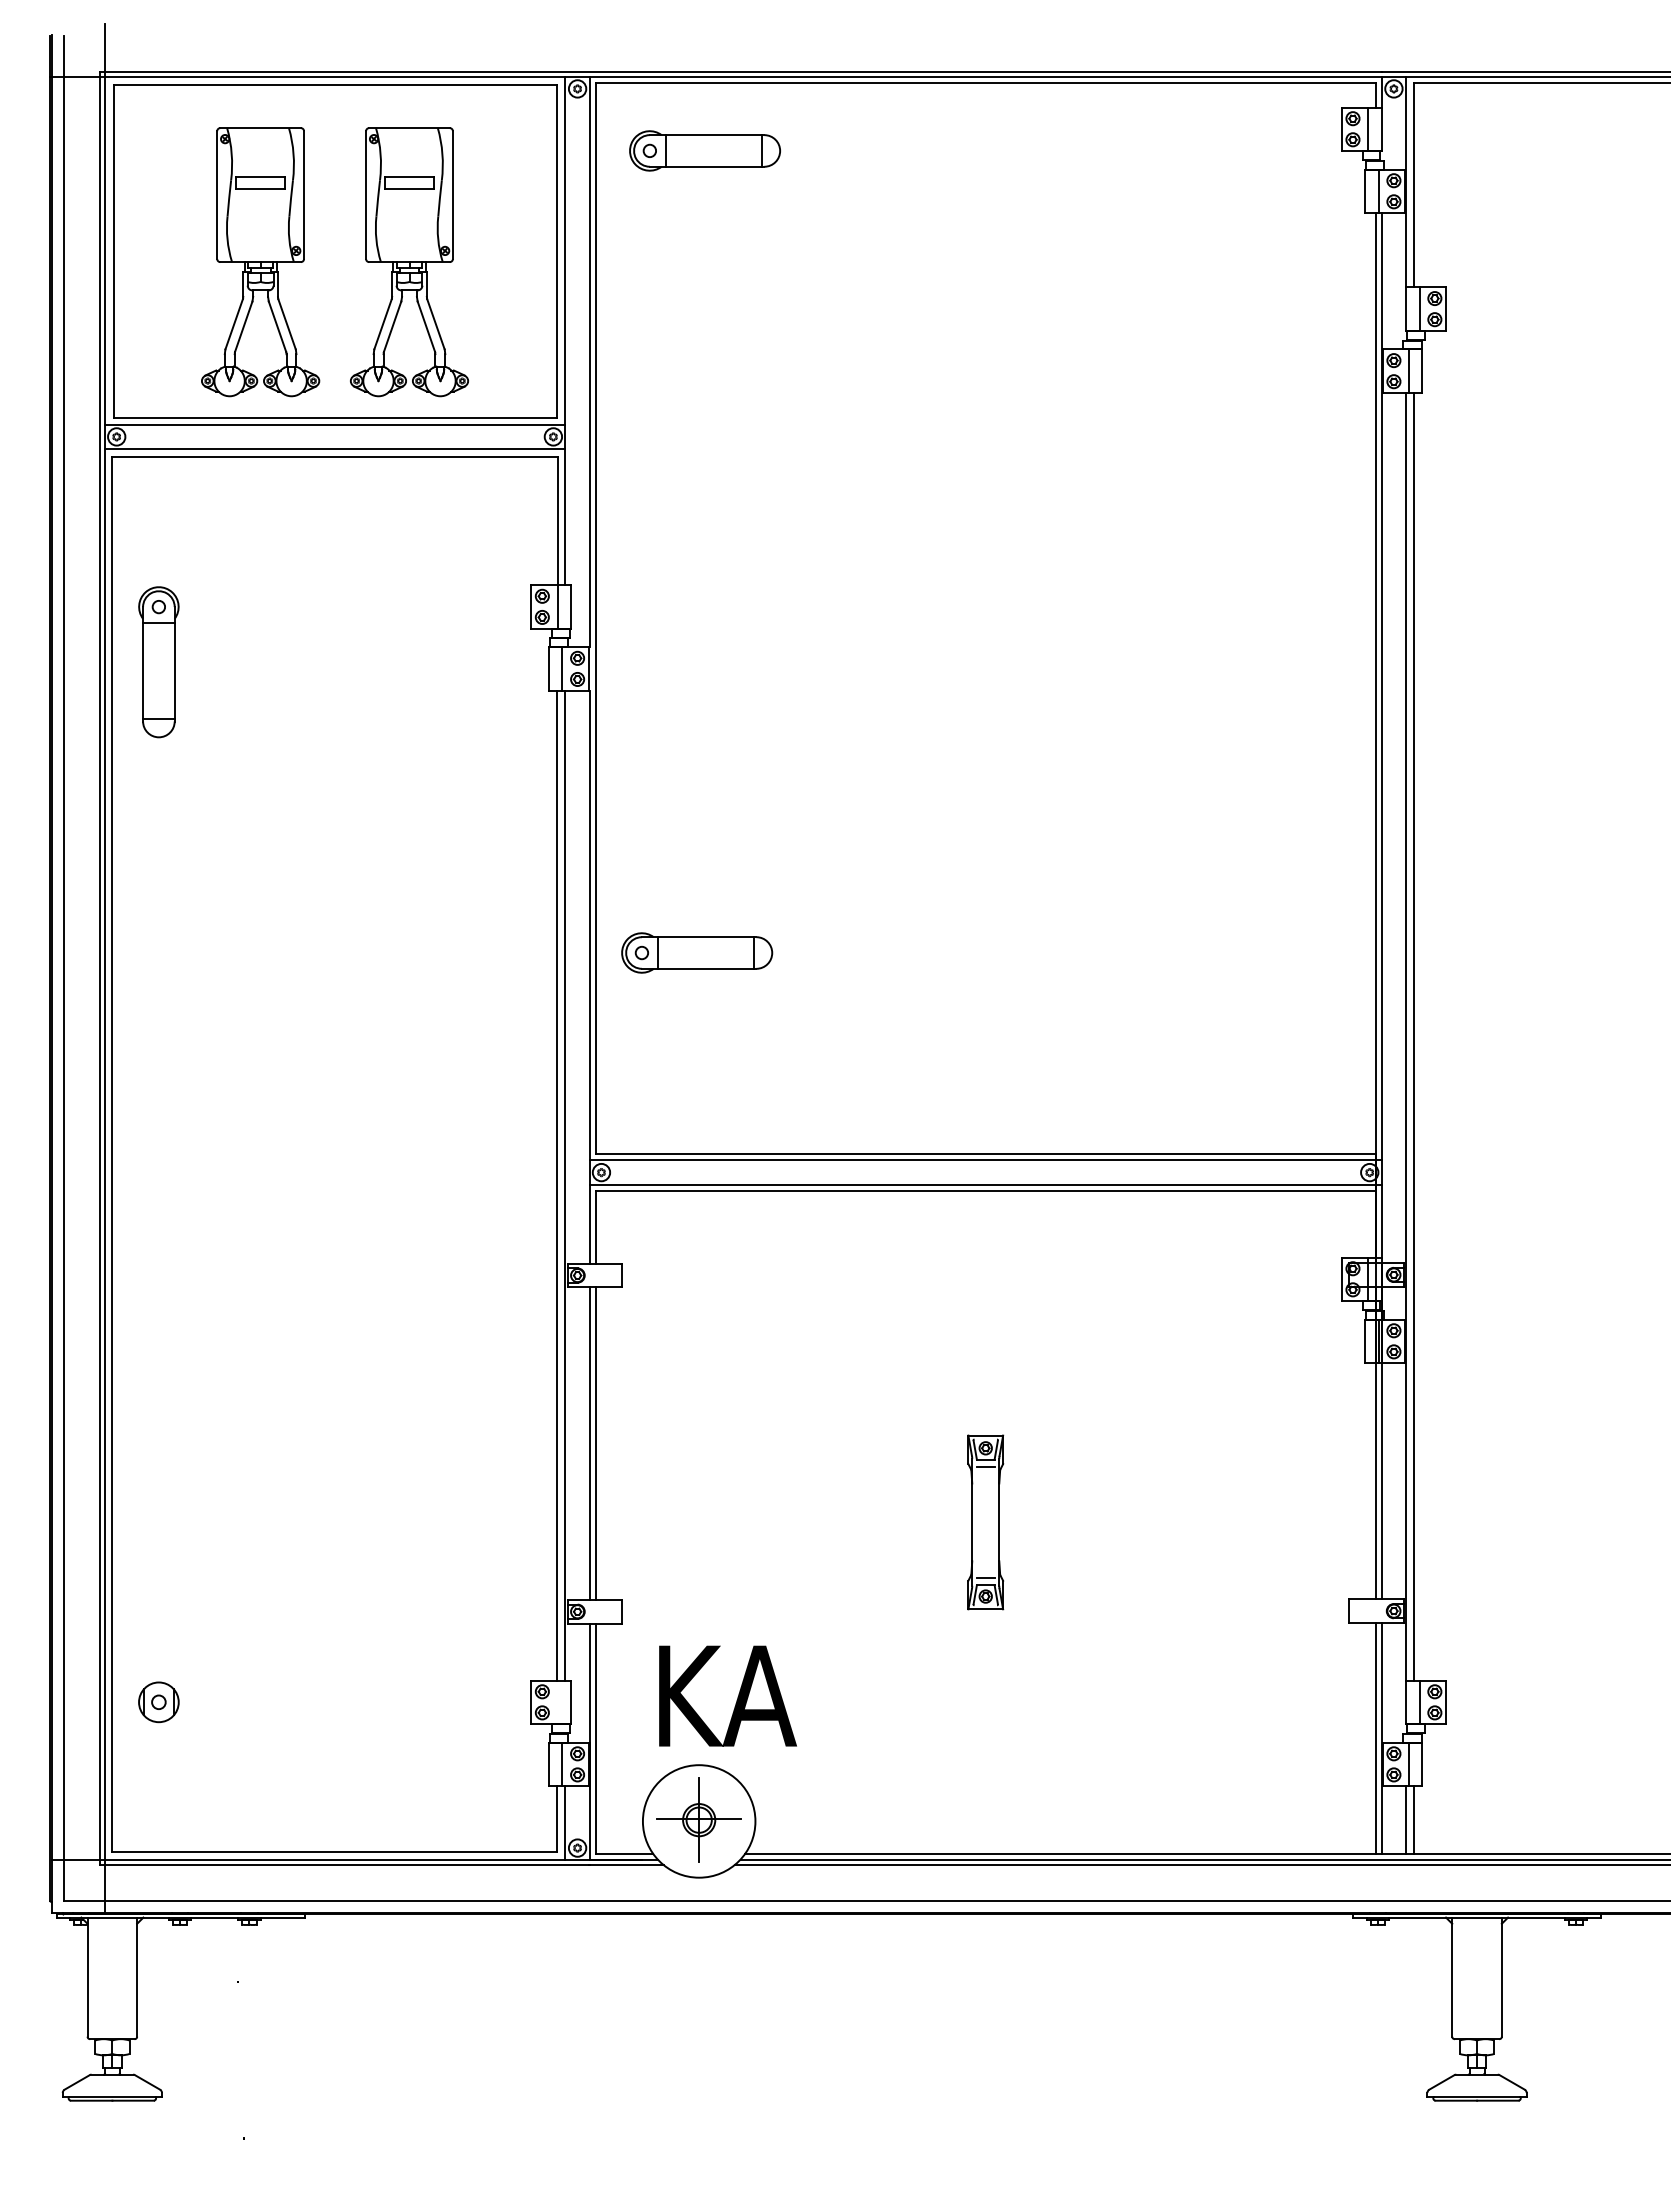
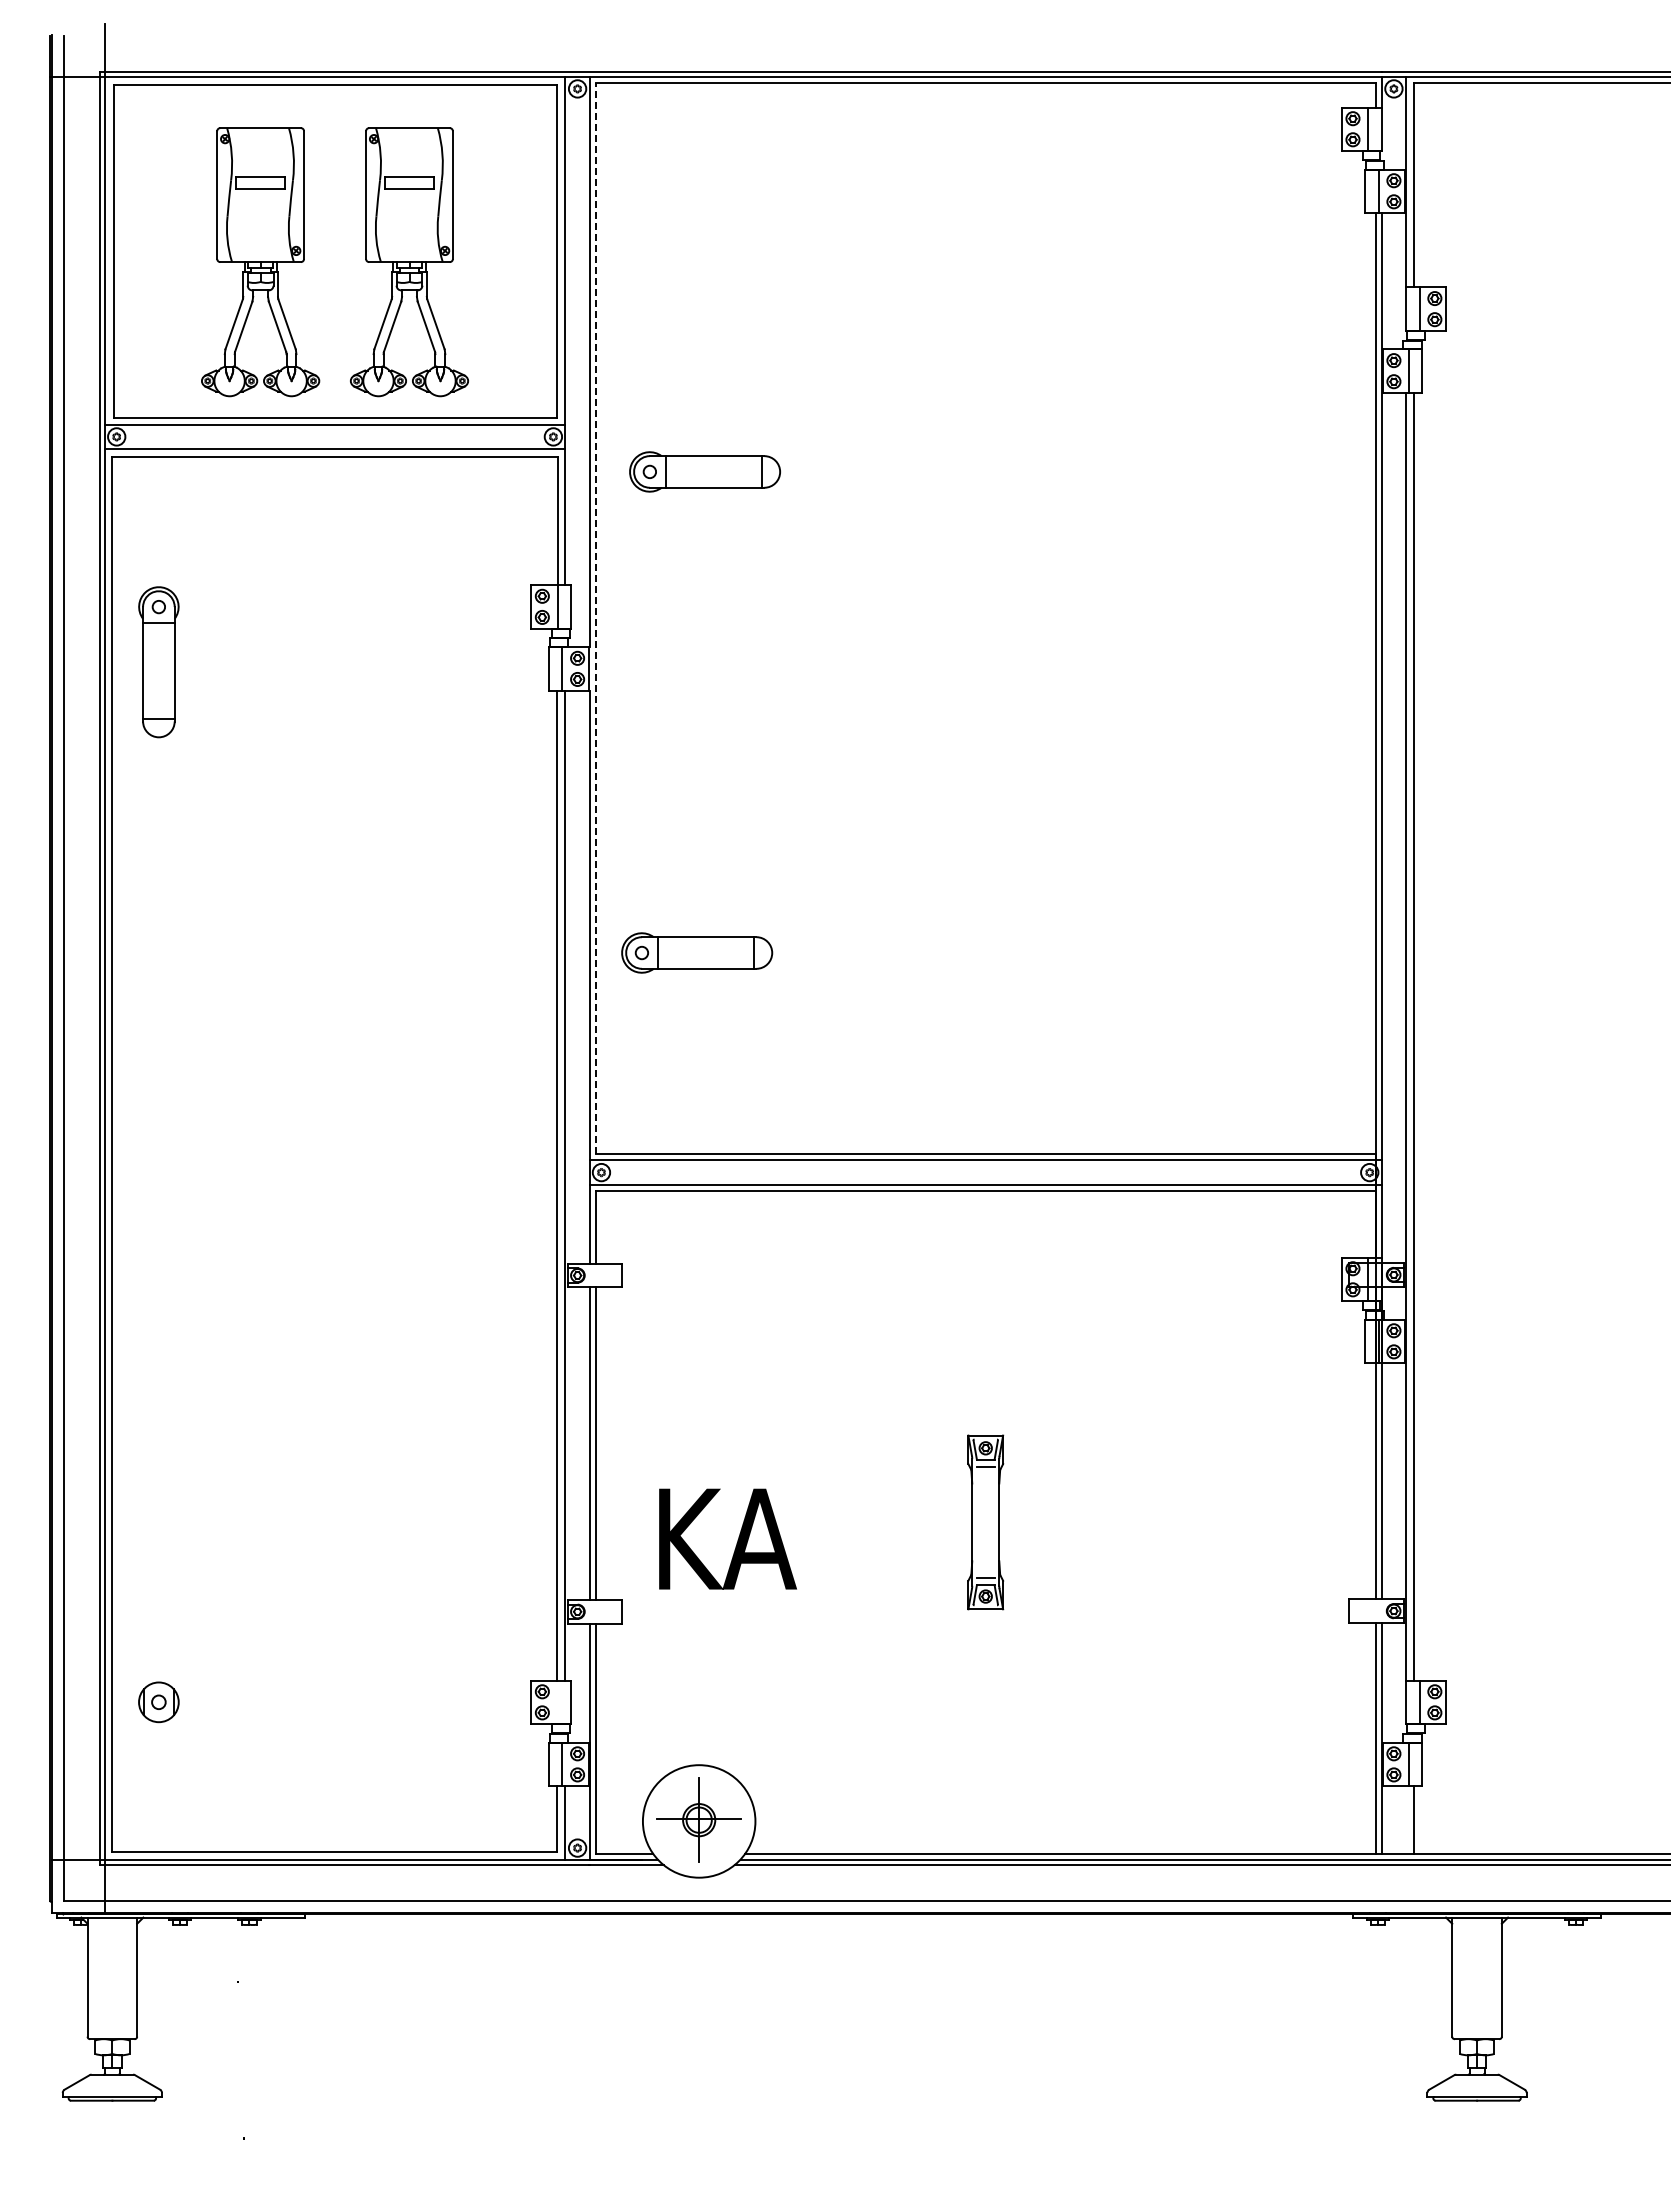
part position: (704, 150) -> (704, 471) (704, 471)
line: solid -> dashed (595, 618)
text position: (727, 1695) -> (727, 1538) (727, 1538)
line: present -> none (1406, 1819)
